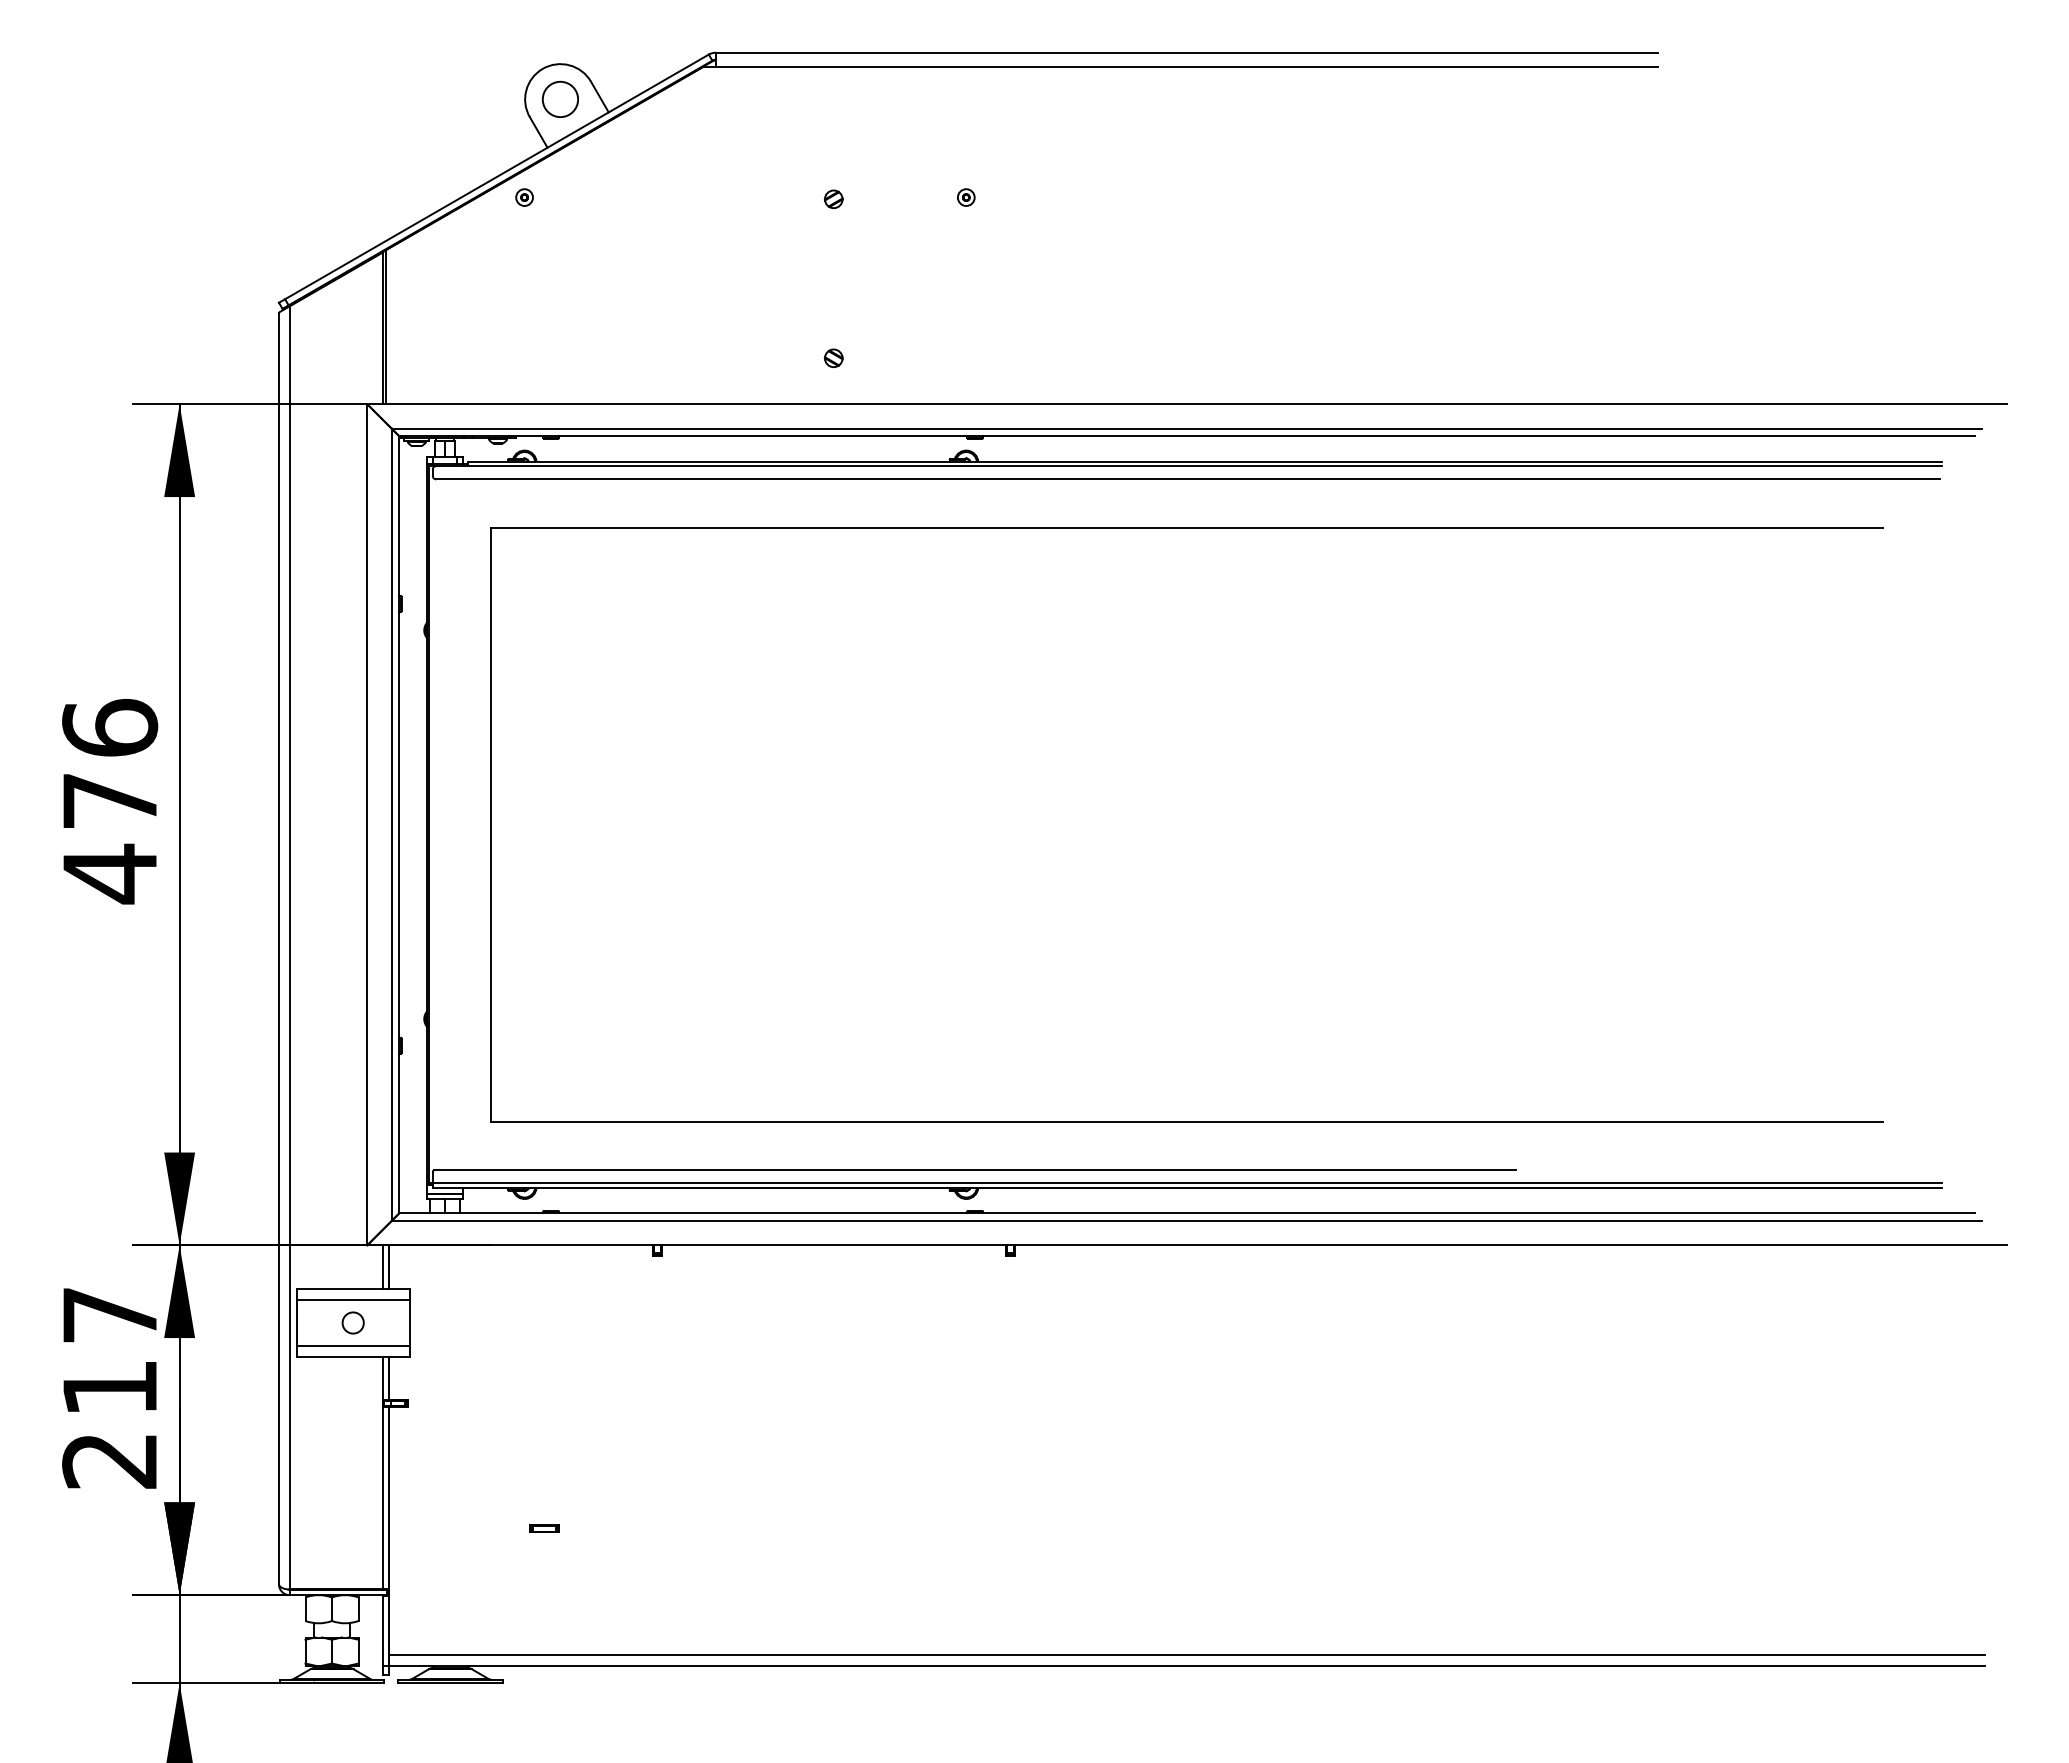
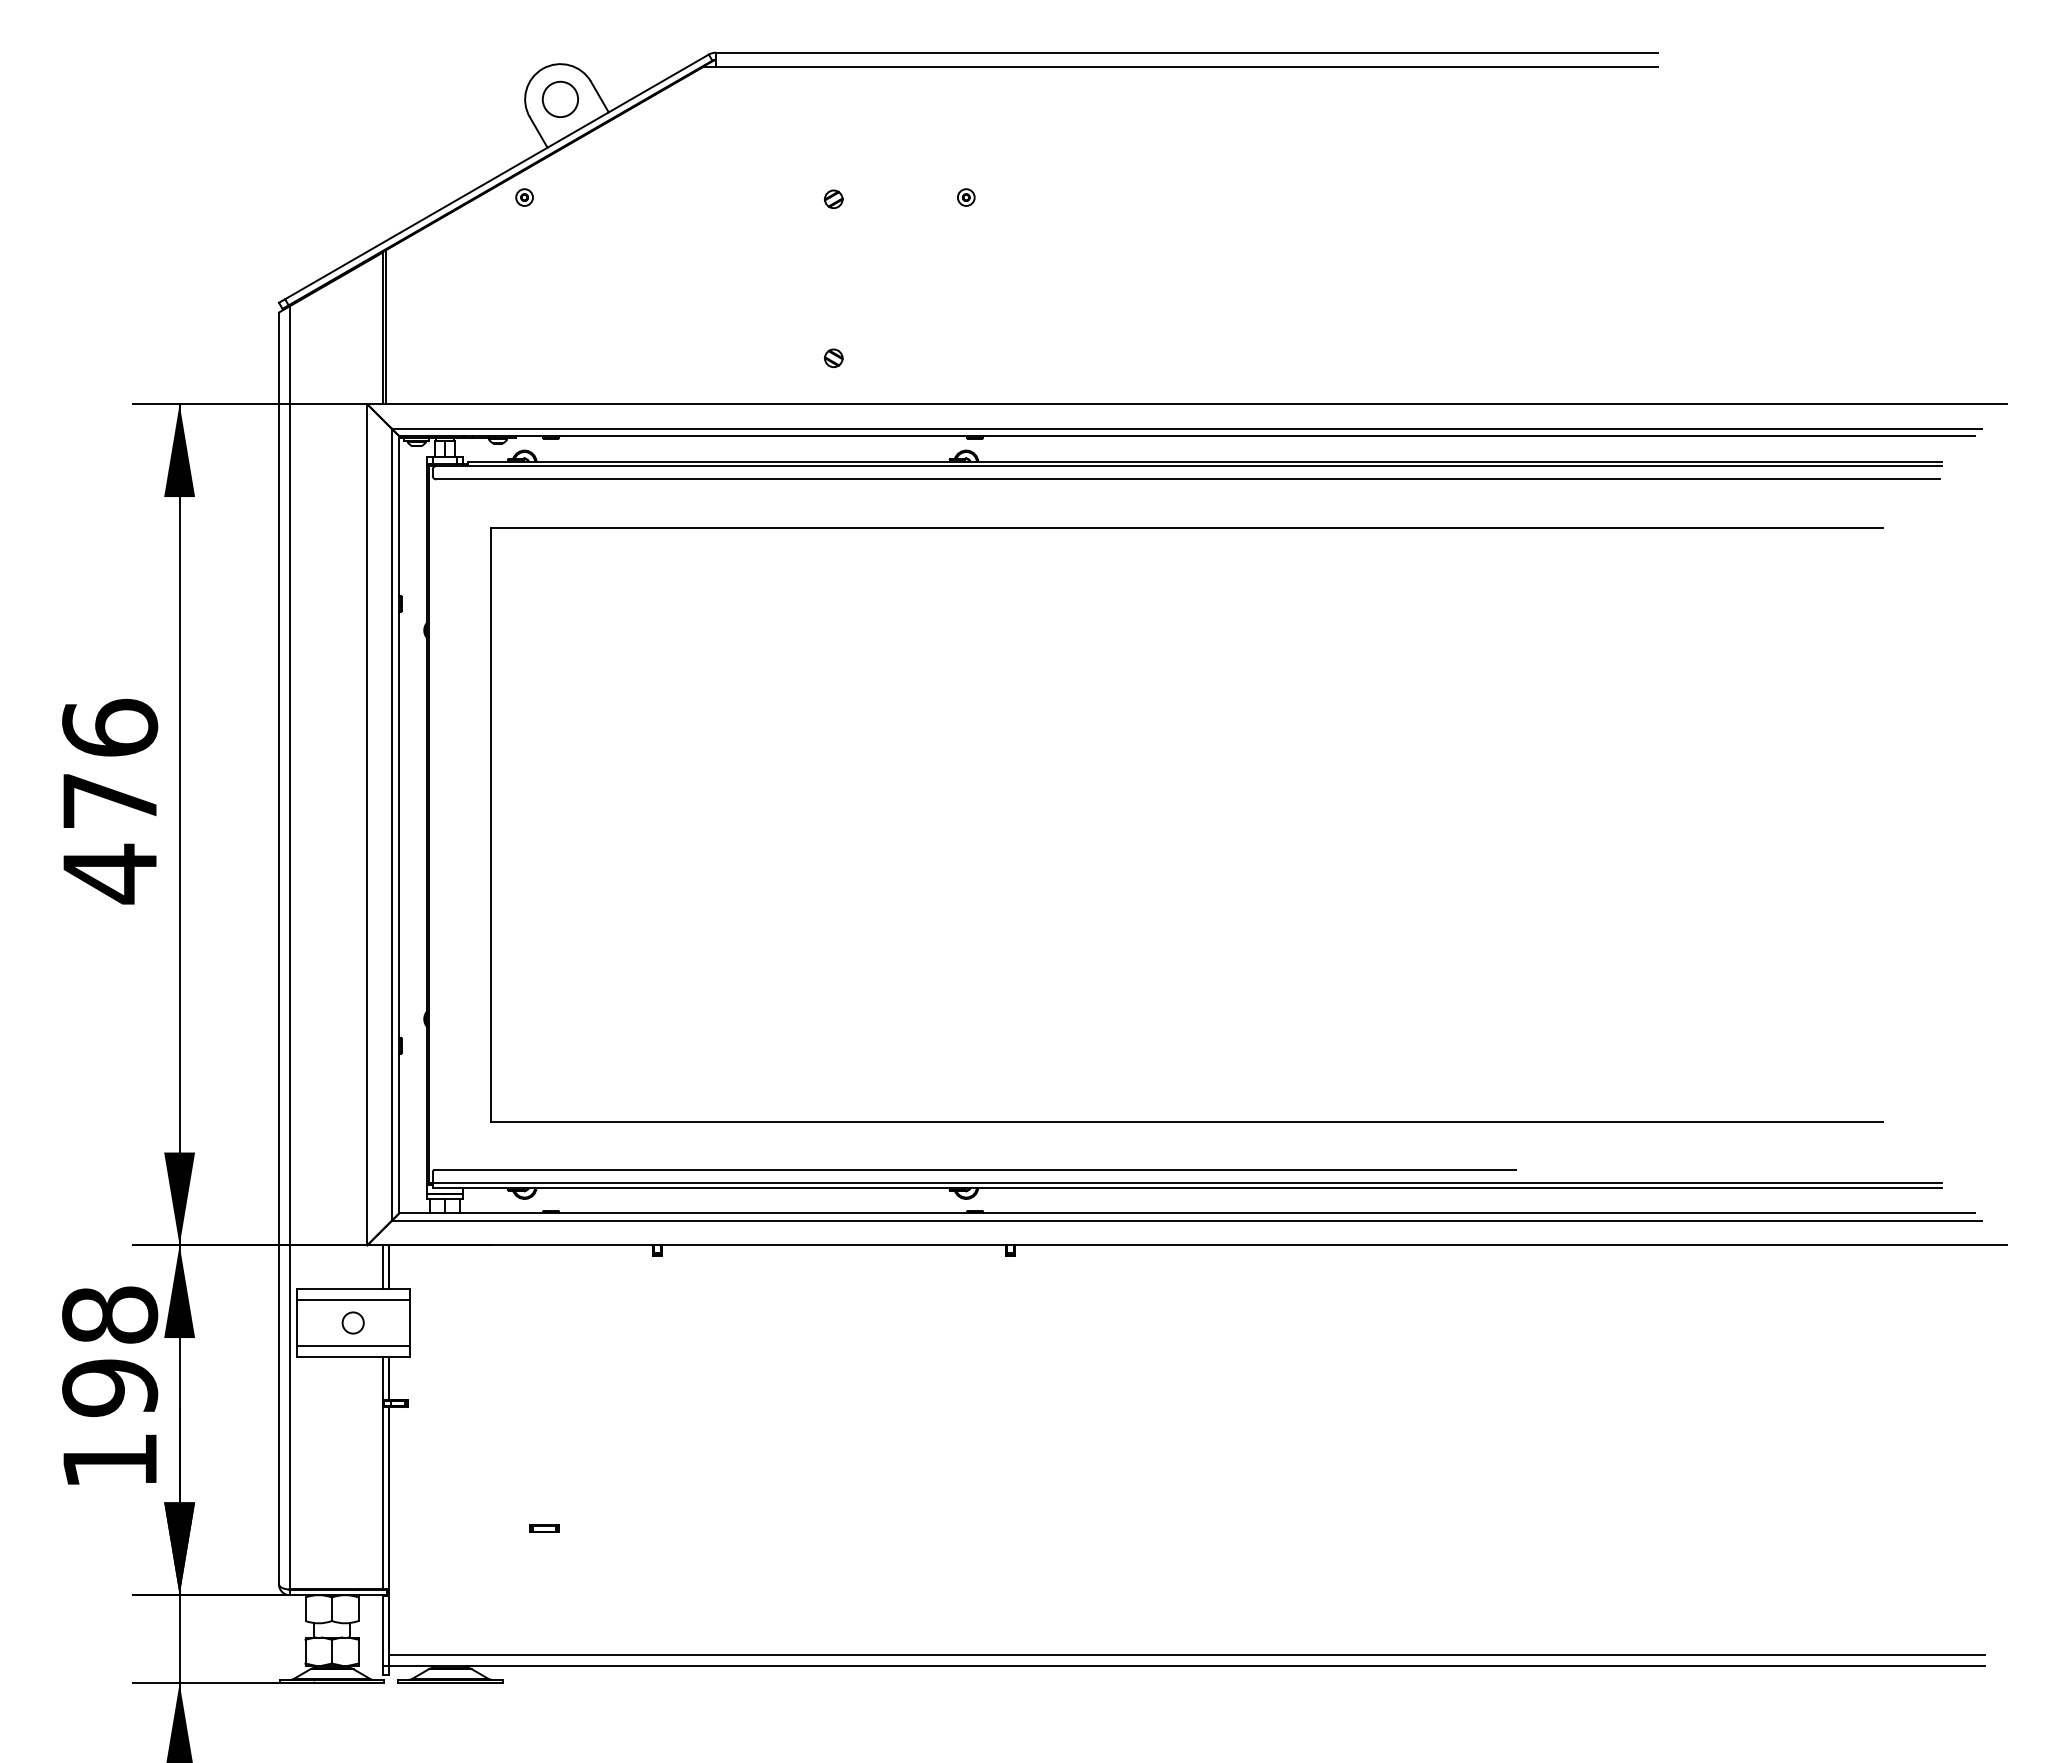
text: 217 -> 198 (110, 1387)
